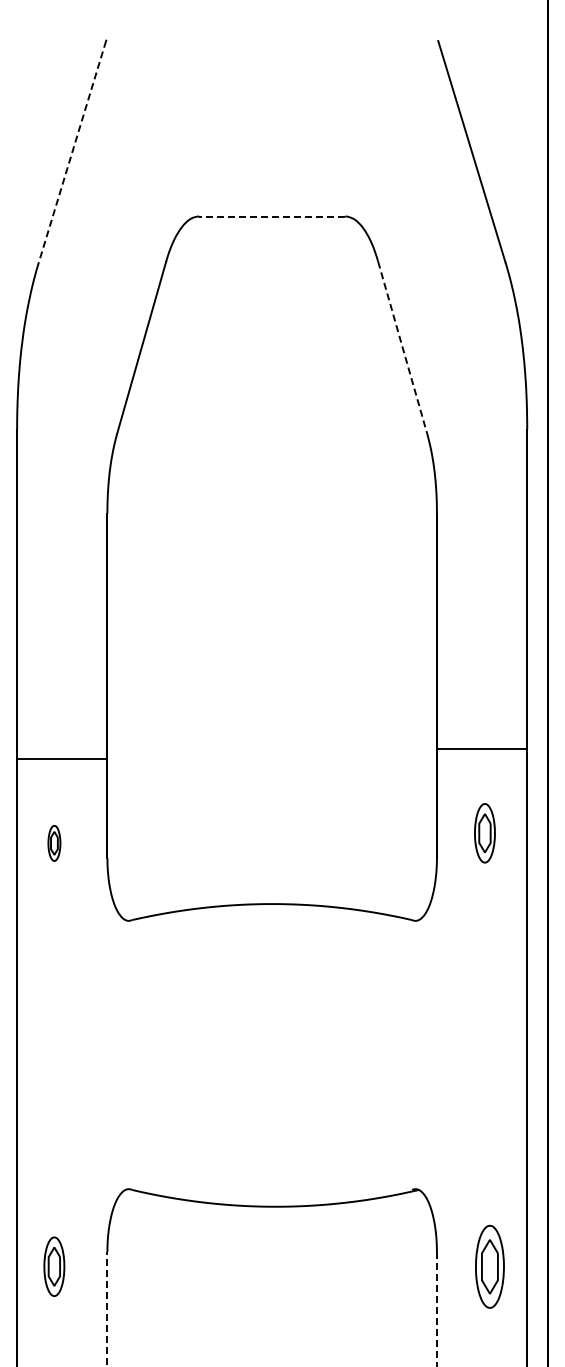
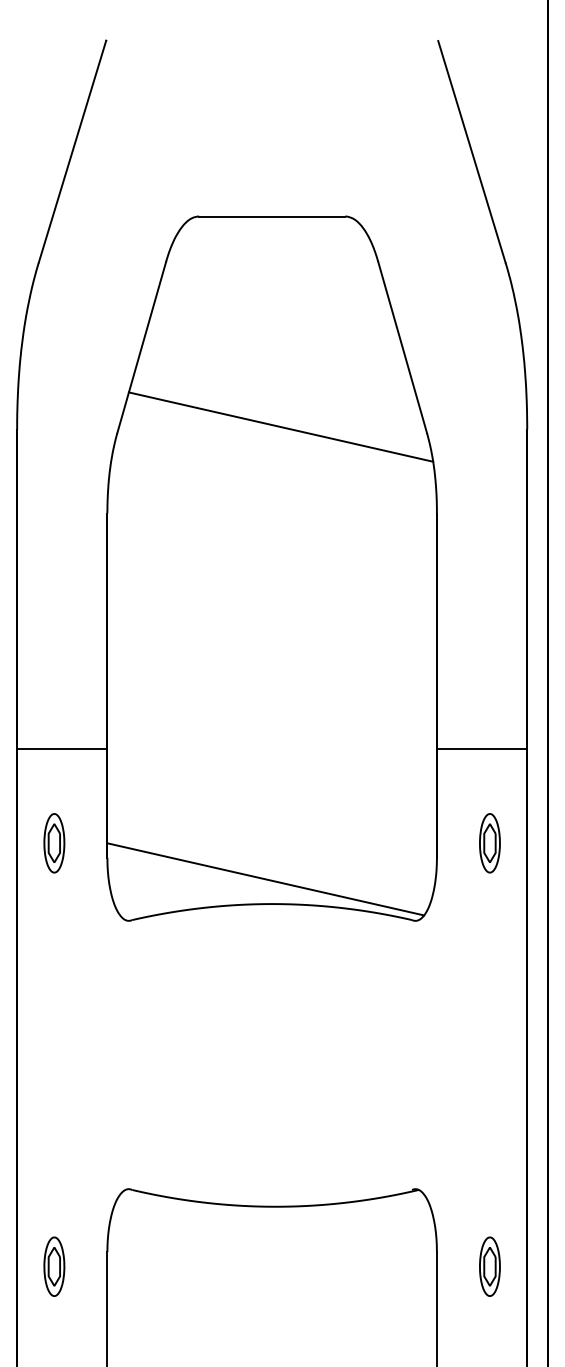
line: dashed -> solid (72, 151)
line: dashed -> solid (272, 216)
line: dashed -> solid (402, 347)
line: none -> present (280, 426)
line position: (62, 758) -> (62, 748) (62, 748)
part position: (484, 833) -> (489, 843) (489, 843)
part size: 15x38 px -> 23x61 px (54, 843)
line: none -> present (265, 879)
part size: 30x85 px -> 22x61 px (489, 1266)
line: dashed -> solid (107, 1308)
line: dashed -> solid (436, 1309)
